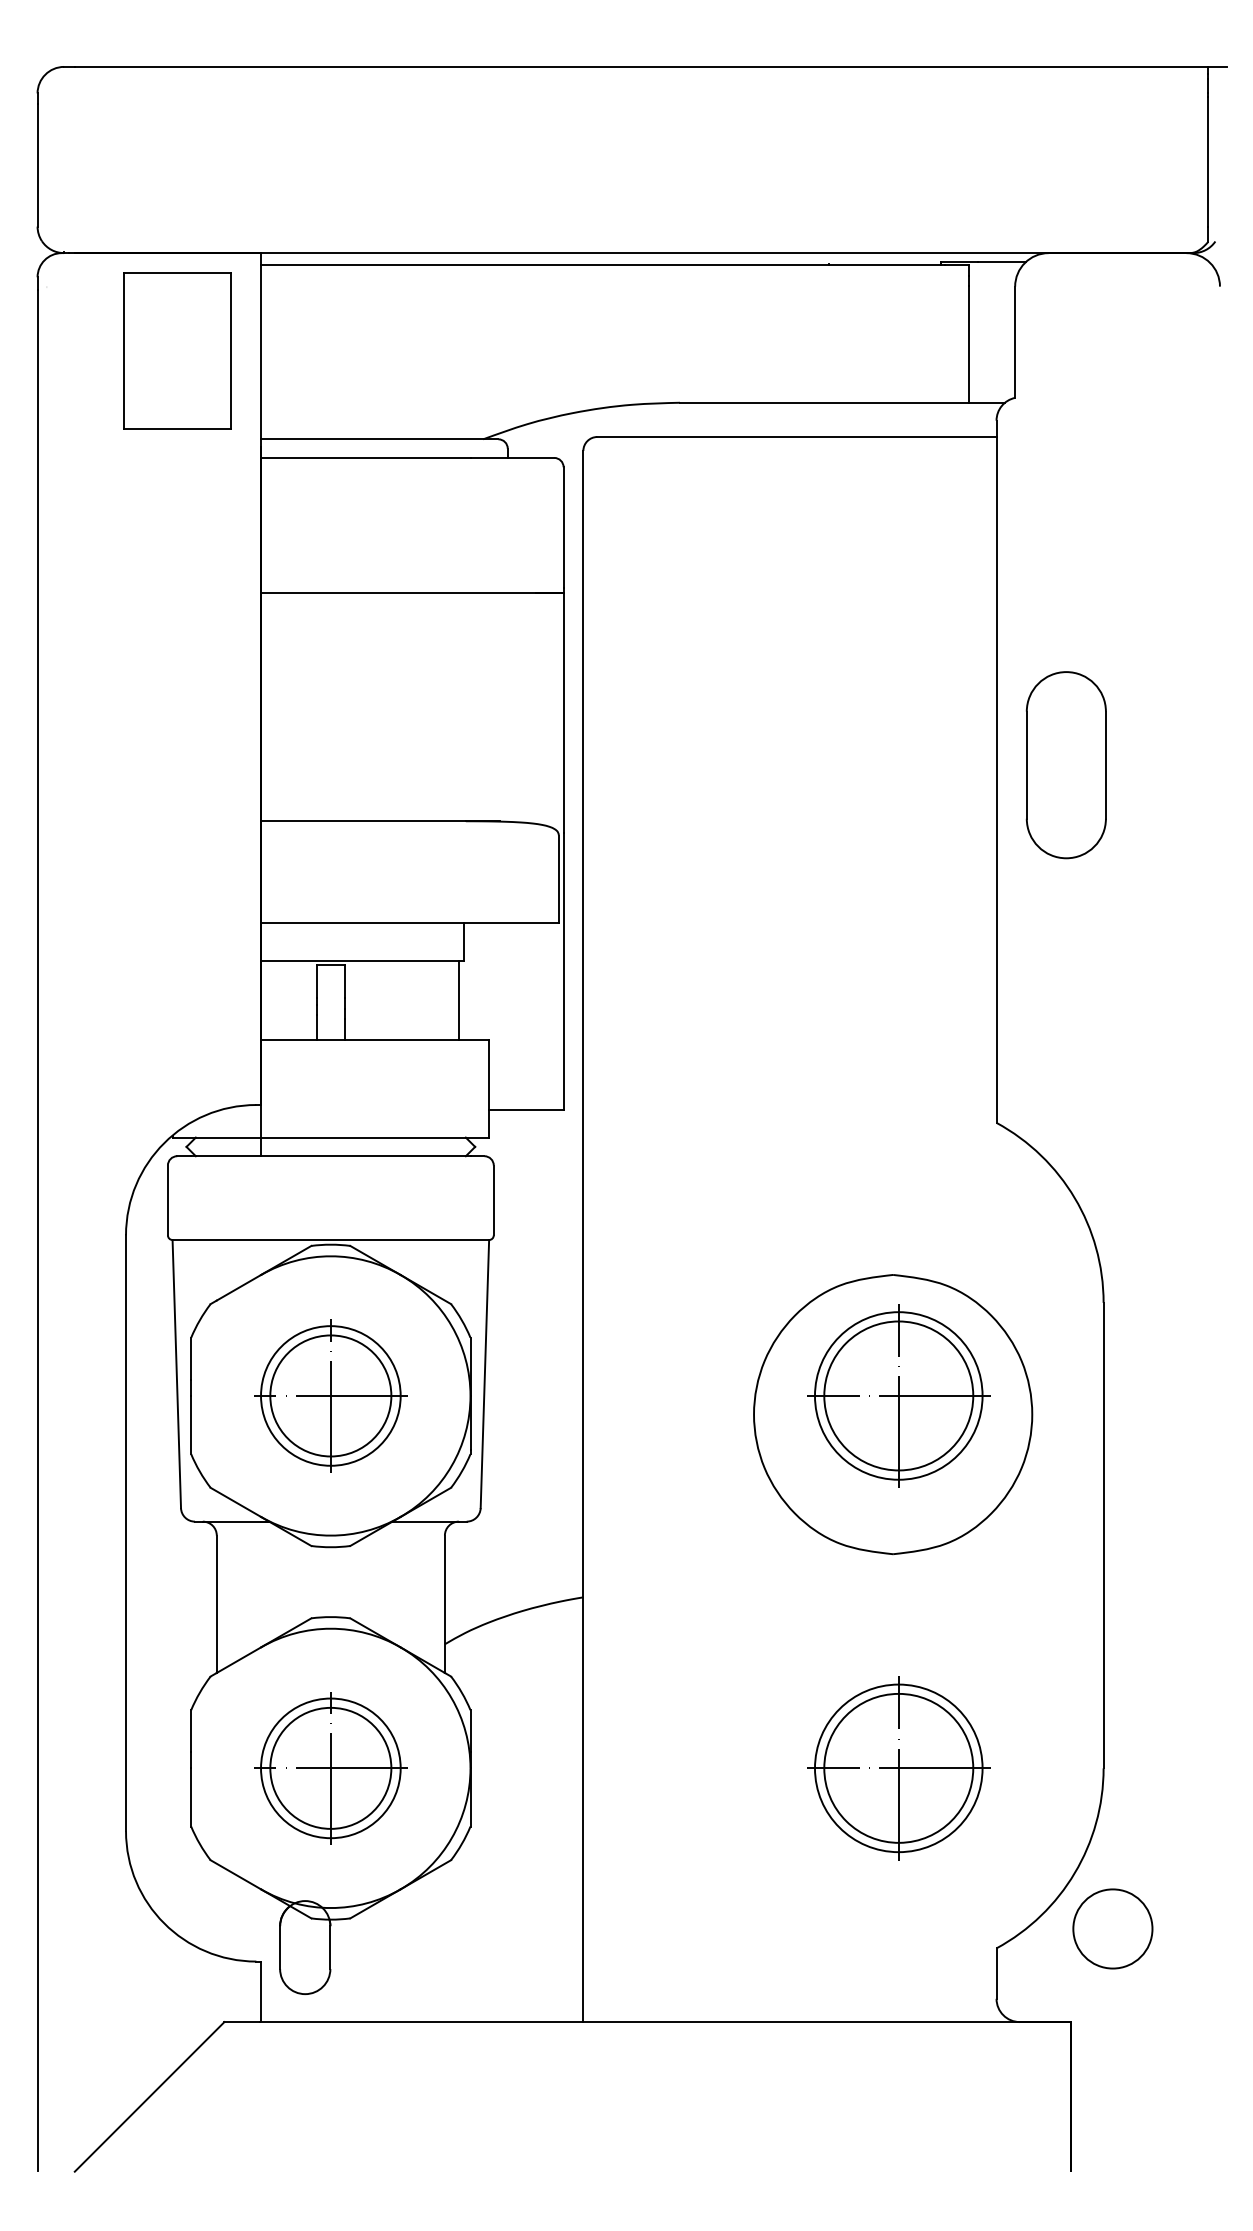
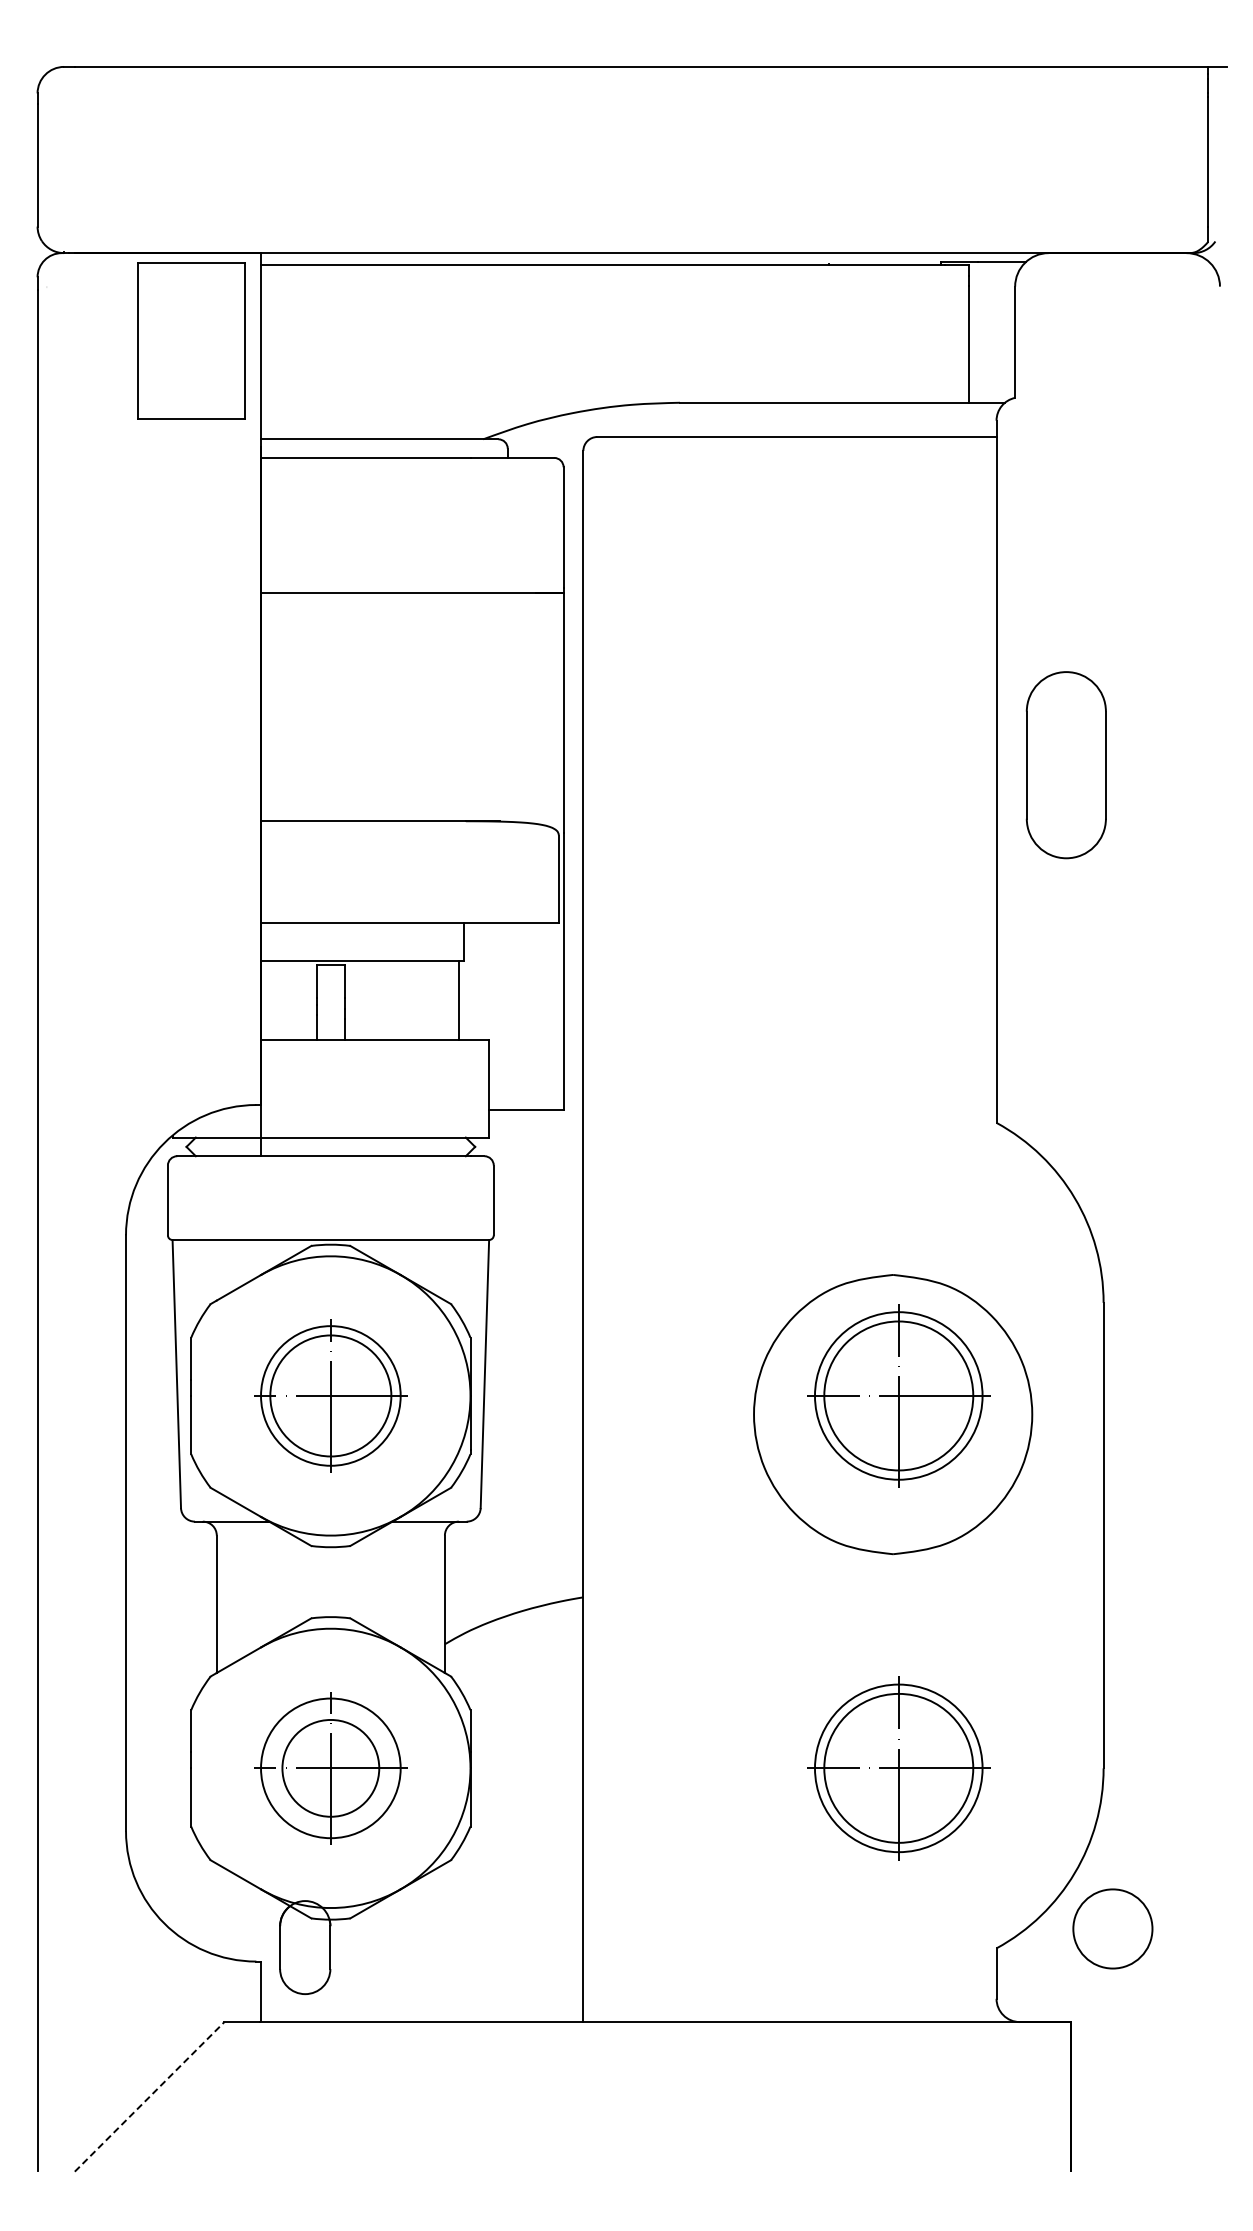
part position: (177, 350) -> (191, 340) (191, 340)
circle diameter: 121 px -> 97 px (330, 1767)
line: solid -> dashed (149, 2096)
